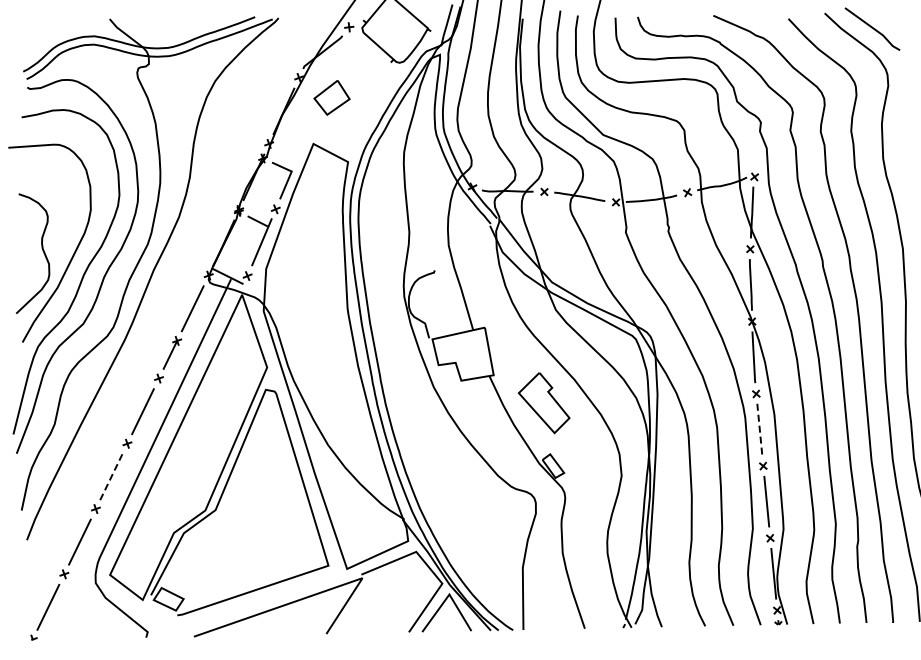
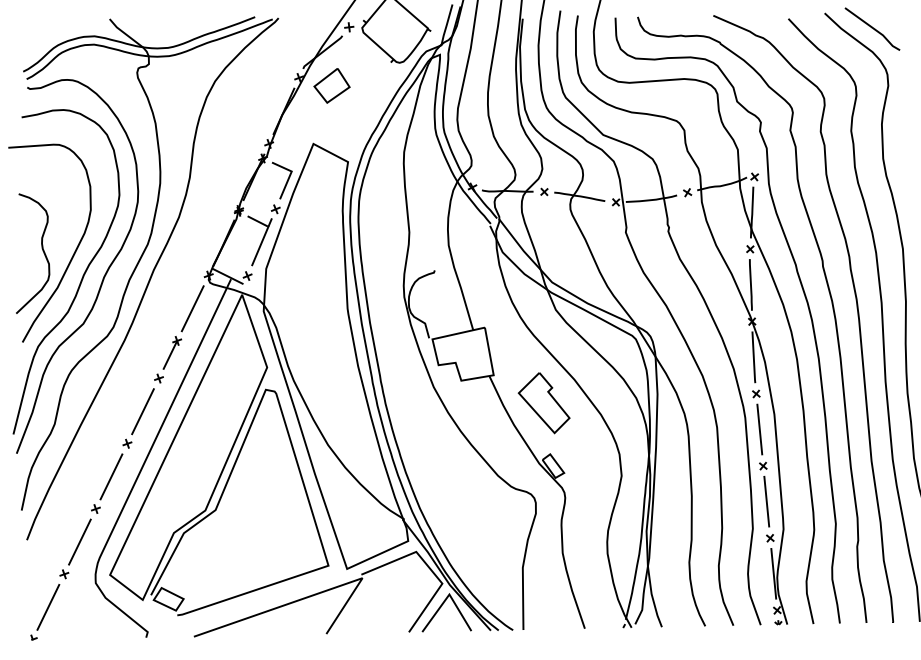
part position: (331, 97) -> (331, 85) (331, 85)
line: dashed -> solid (759, 429)
line: dashed -> solid (111, 476)
